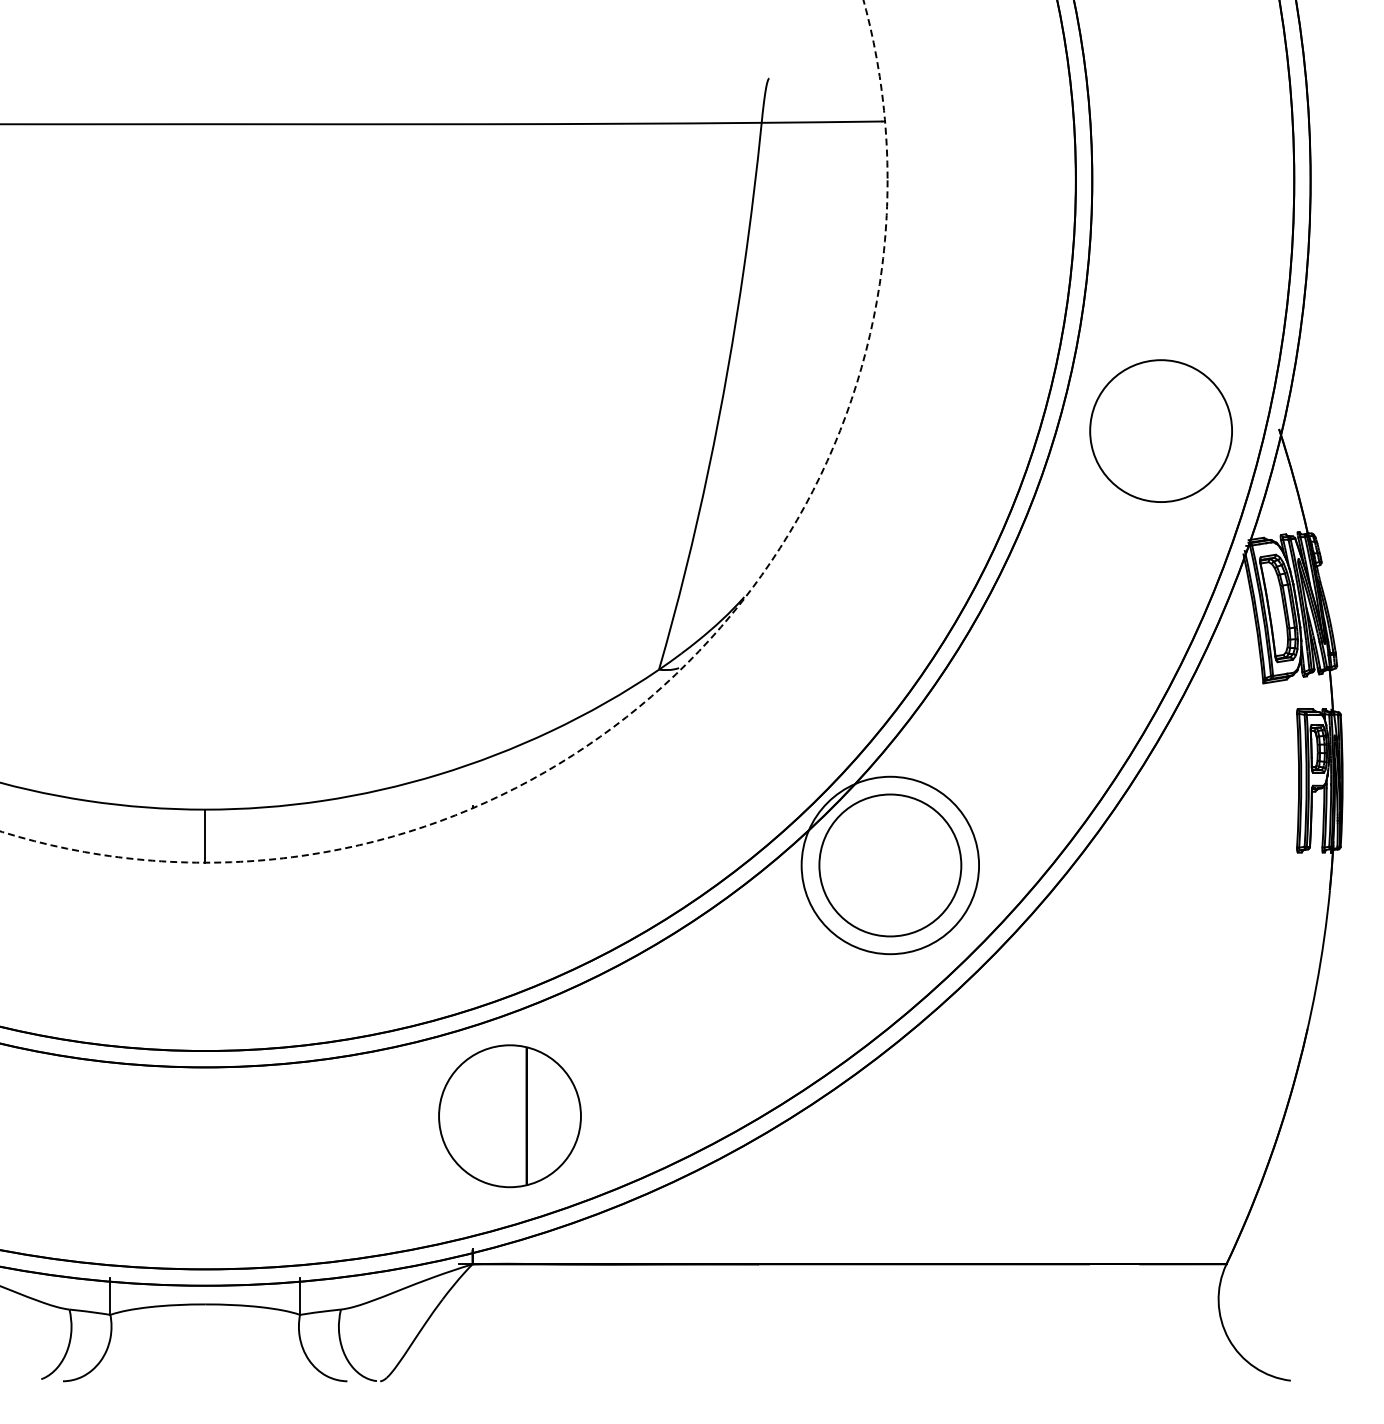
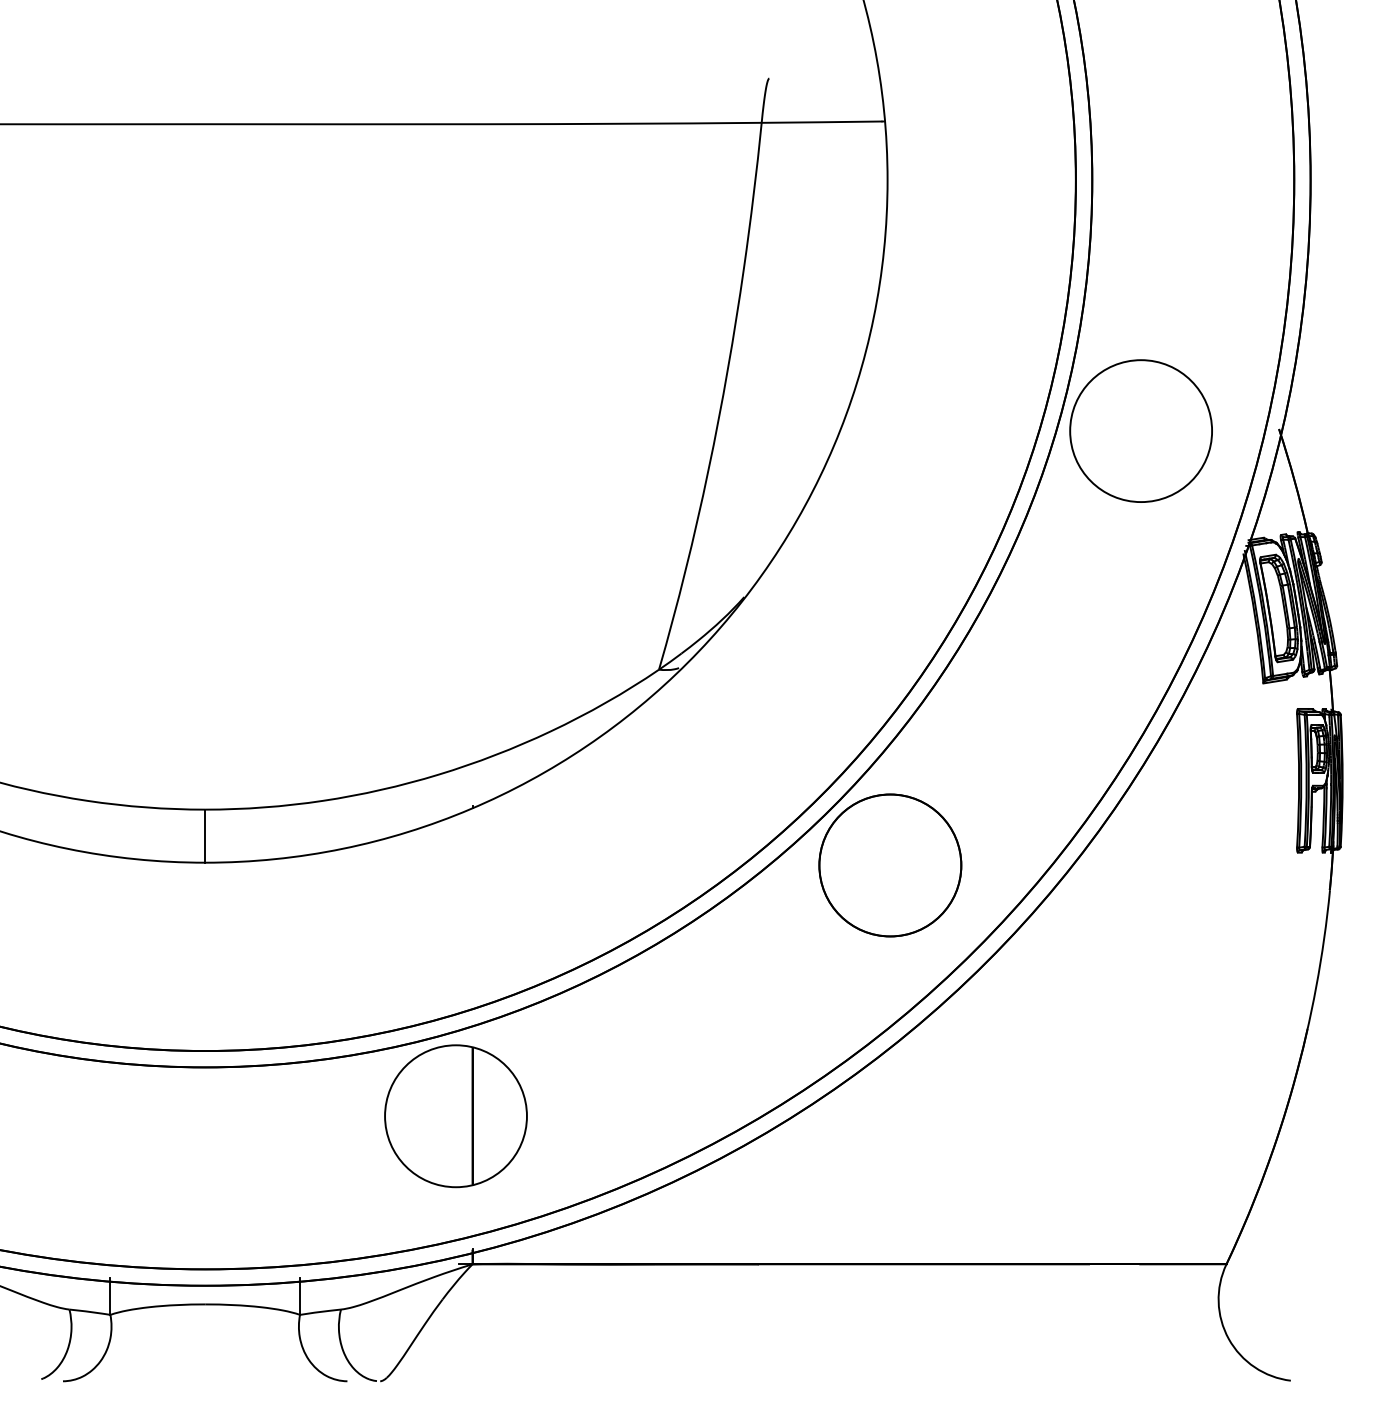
circle position: (1160, 430) -> (1140, 430) (1140, 430)
circle: dashed -> solid (443, 431)
circle diameter: 177 px -> 142 px (890, 865)
part position: (509, 1116) -> (455, 1116) (455, 1116)
